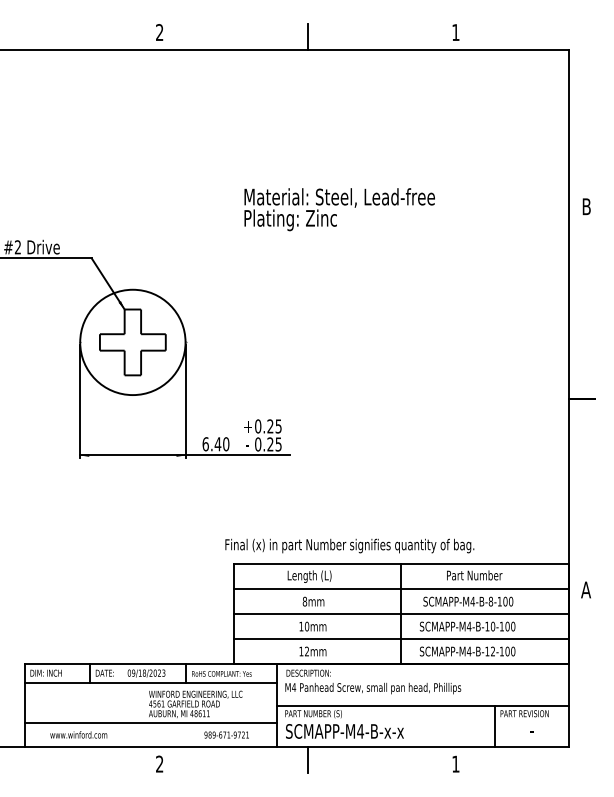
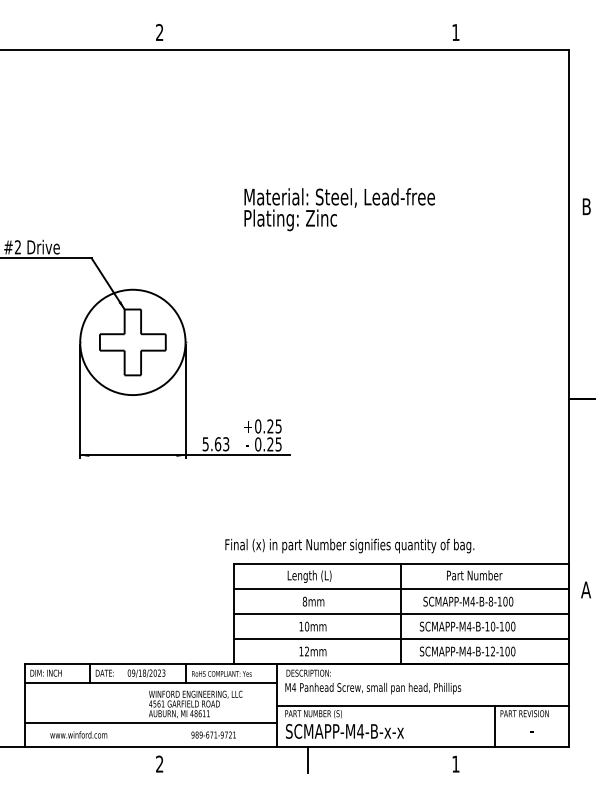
line: present -> none (308, 37)
text: 6.40 -> 5.63 (215, 444)
text position: (226, 734) -> (213, 734) (213, 734)
